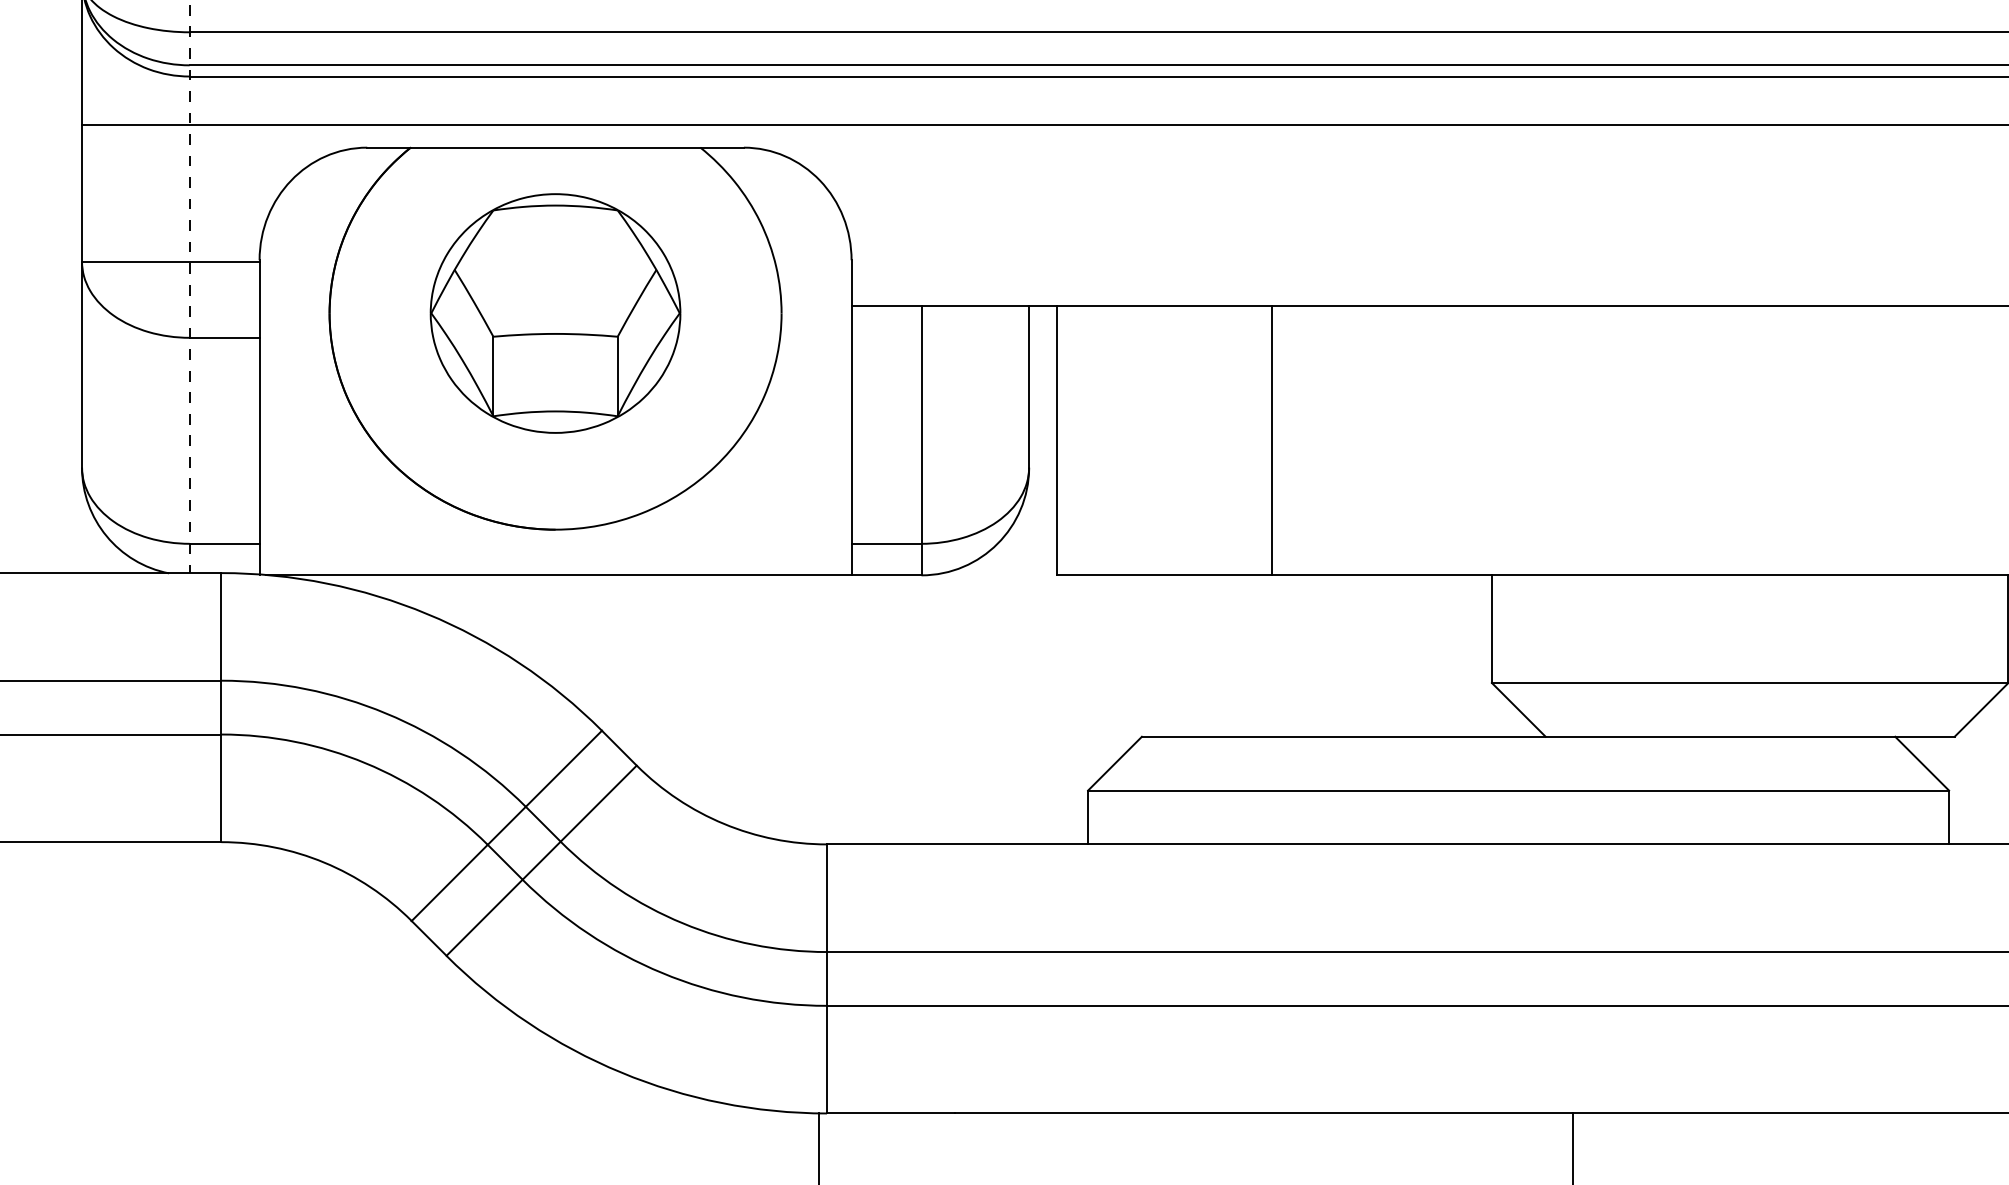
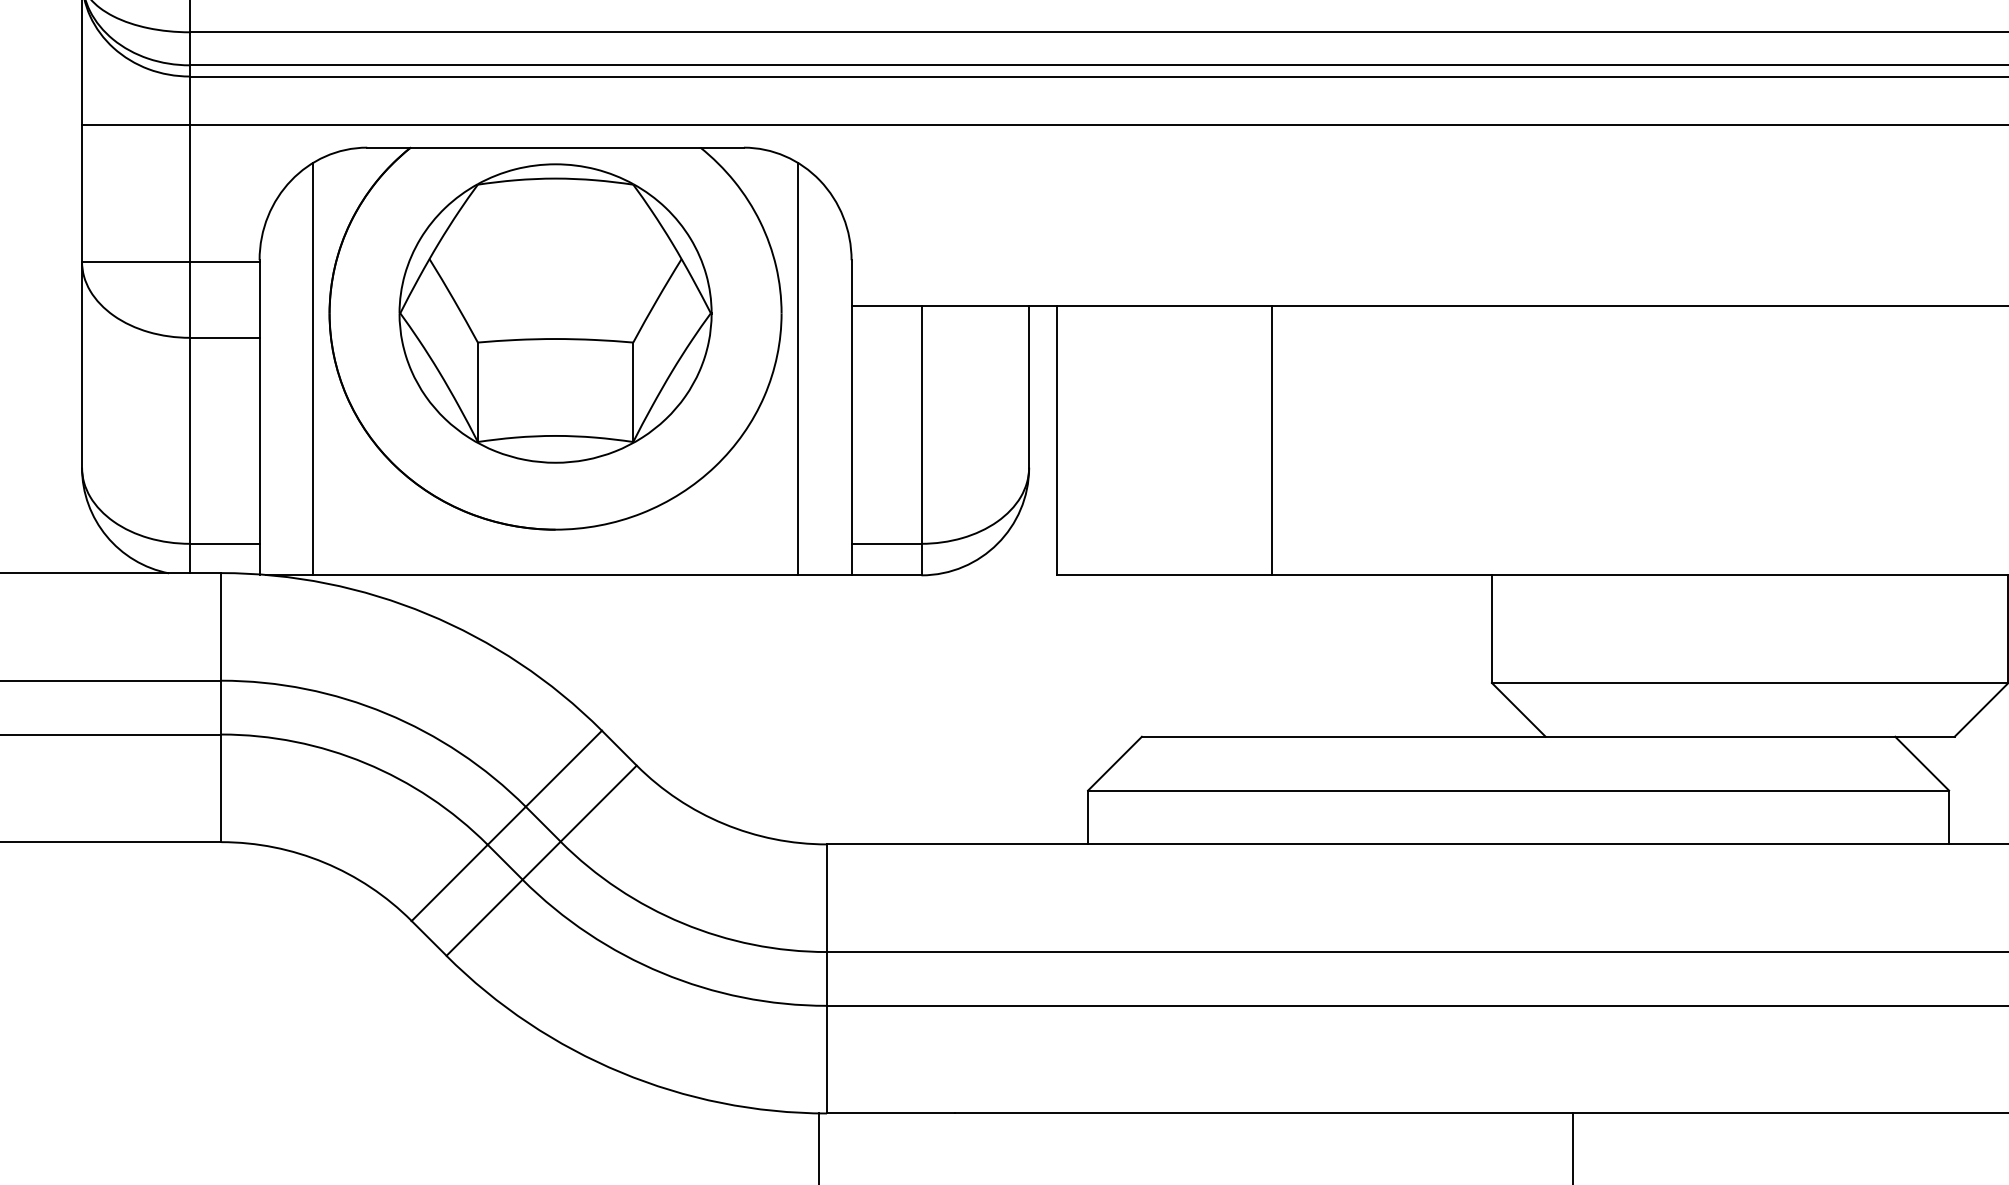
line: dashed -> solid (189, 287)
part size: 253x241 px -> 315x301 px (555, 313)
line: none -> present (313, 369)
line: none -> present (797, 369)
